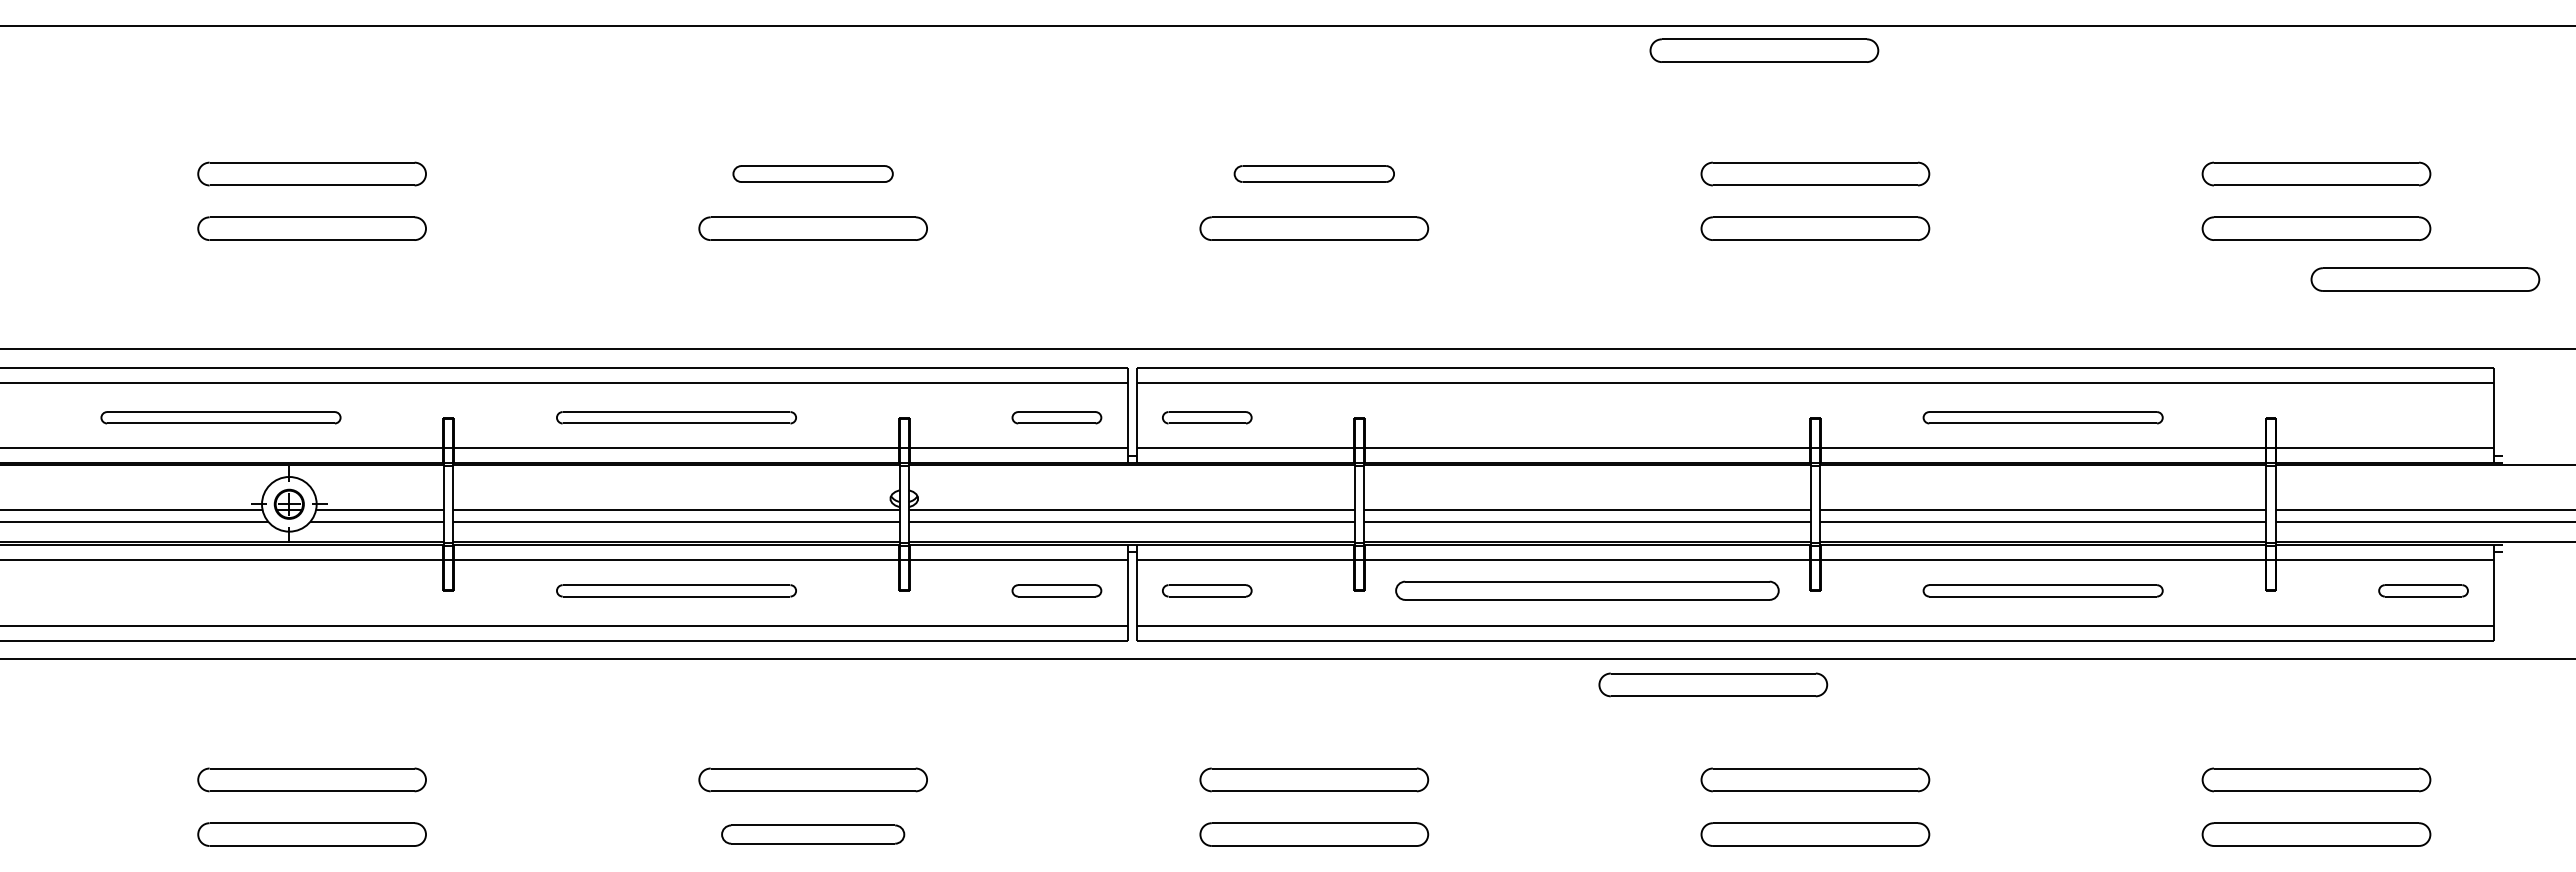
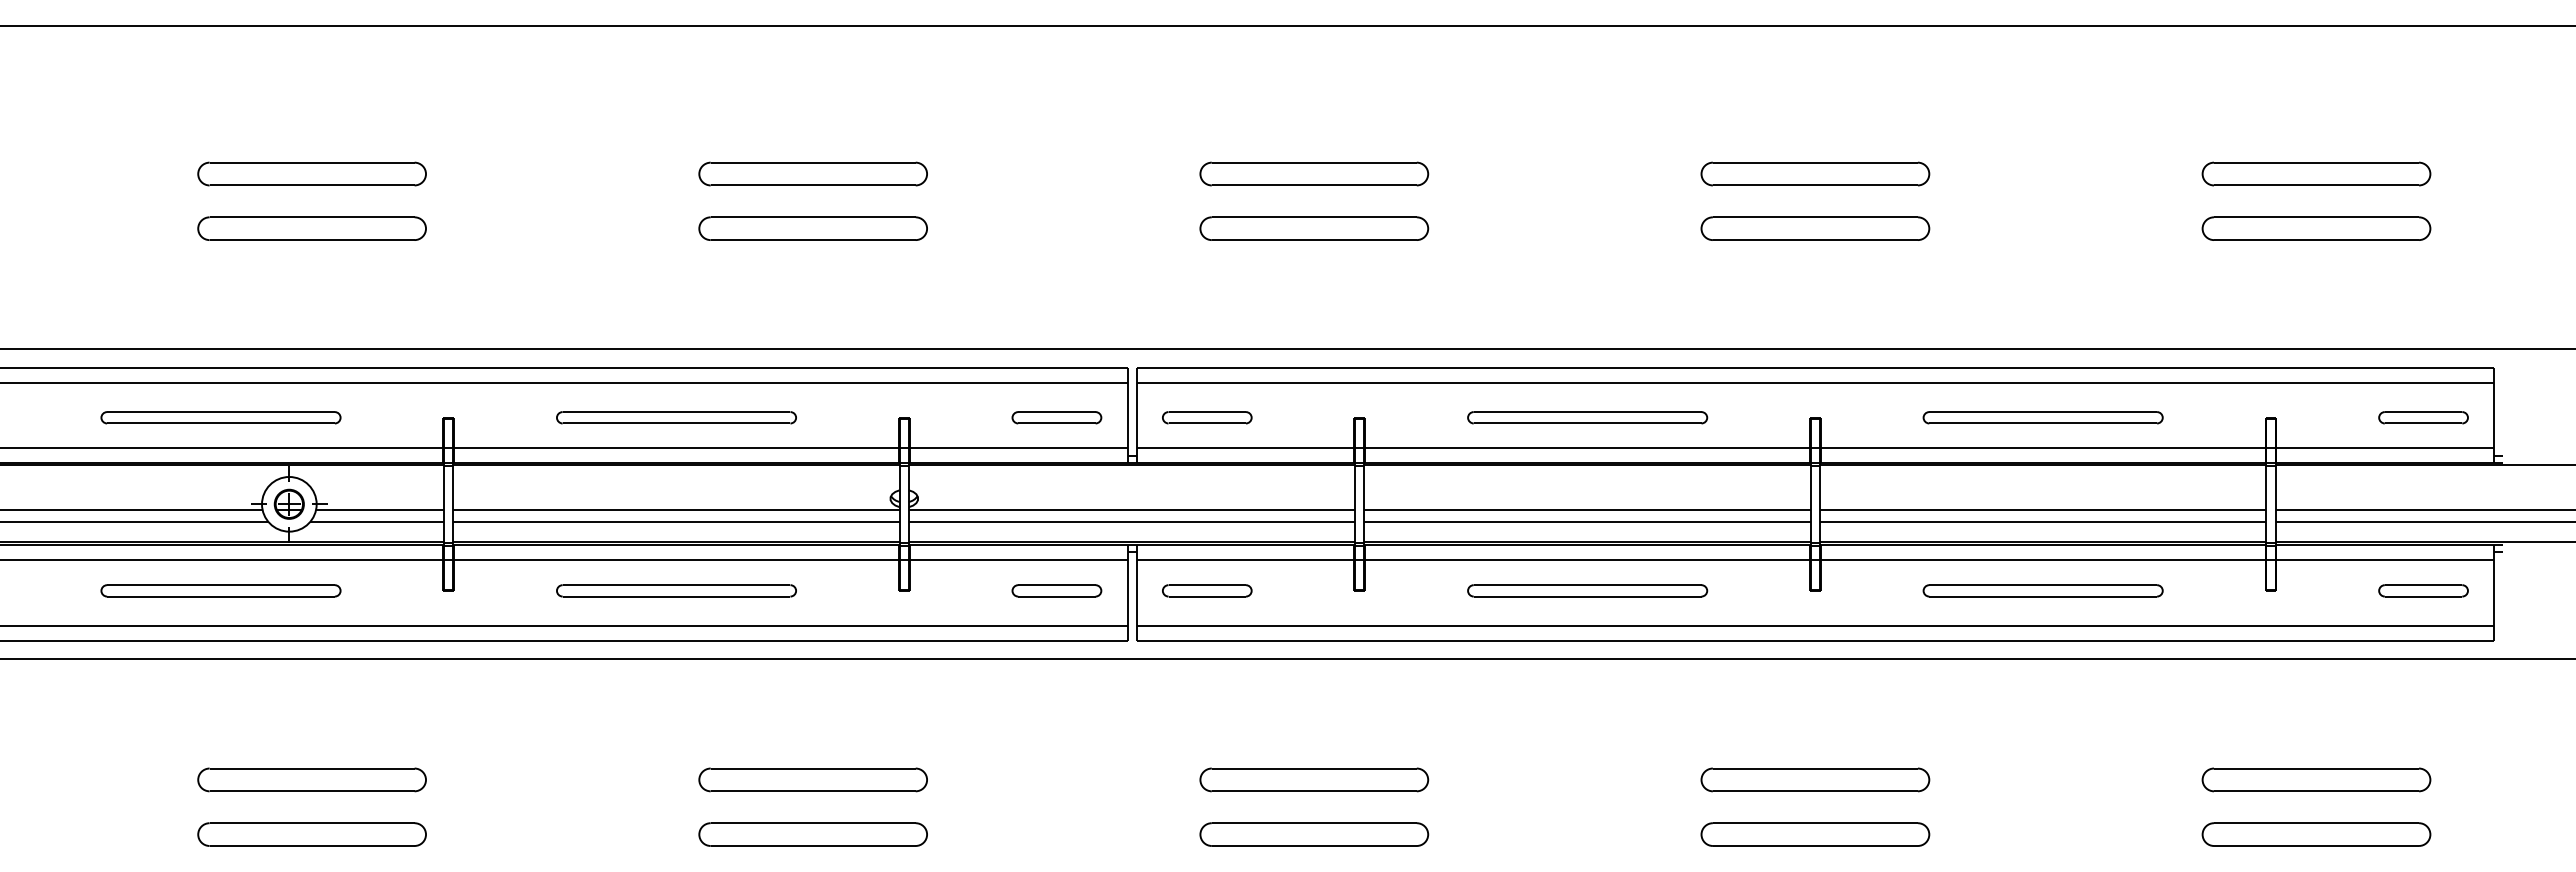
part: present -> none (1764, 50)
part size: 162x18 px -> 230x26 px (812, 173)
part size: 162x18 px -> 231x26 px (1314, 173)
part: present -> none (2425, 279)
part: none -> present (1587, 417)
part: none -> present (2423, 417)
part: none -> present (220, 590)
part size: 385x21 px -> 242x14 px (1587, 590)
part: present -> none (1713, 684)
part size: 185x21 px -> 230x25 px (812, 834)
